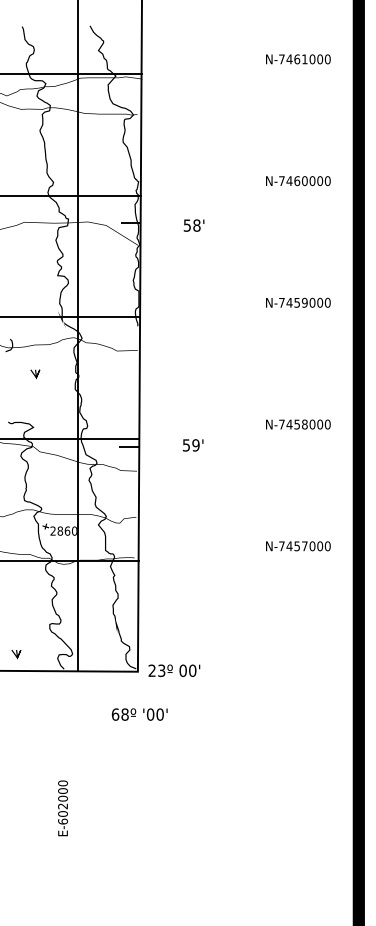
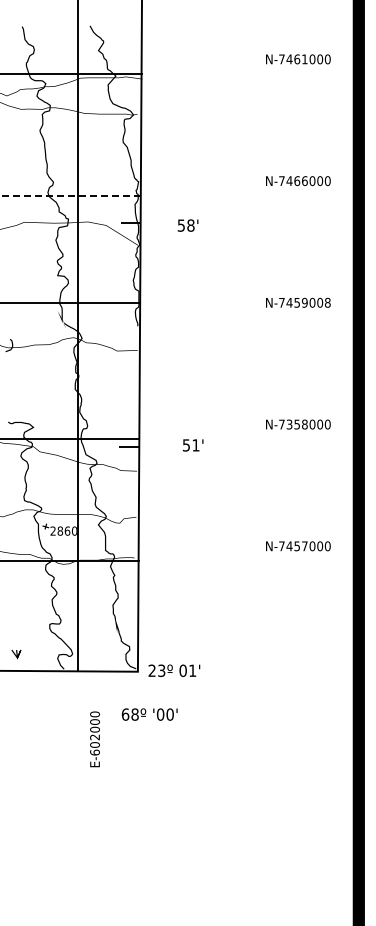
text: N-7460000 -> N-7466000 (304, 180)
line: solid -> dashed (70, 195)
text position: (193, 225) -> (187, 225) (187, 225)
text: N-7459000 -> N-7459008 (327, 302)
line position: (71, 317) -> (71, 303) (71, 303)
line: present -> none (35, 374)
text: N-7458000 -> N-7358000 (289, 424)
text: 59' -> 51' (195, 445)
text: 00' -> 01' (192, 670)
text position: (139, 714) -> (149, 714) (149, 714)
text position: (62, 808) -> (94, 739) (94, 739)
